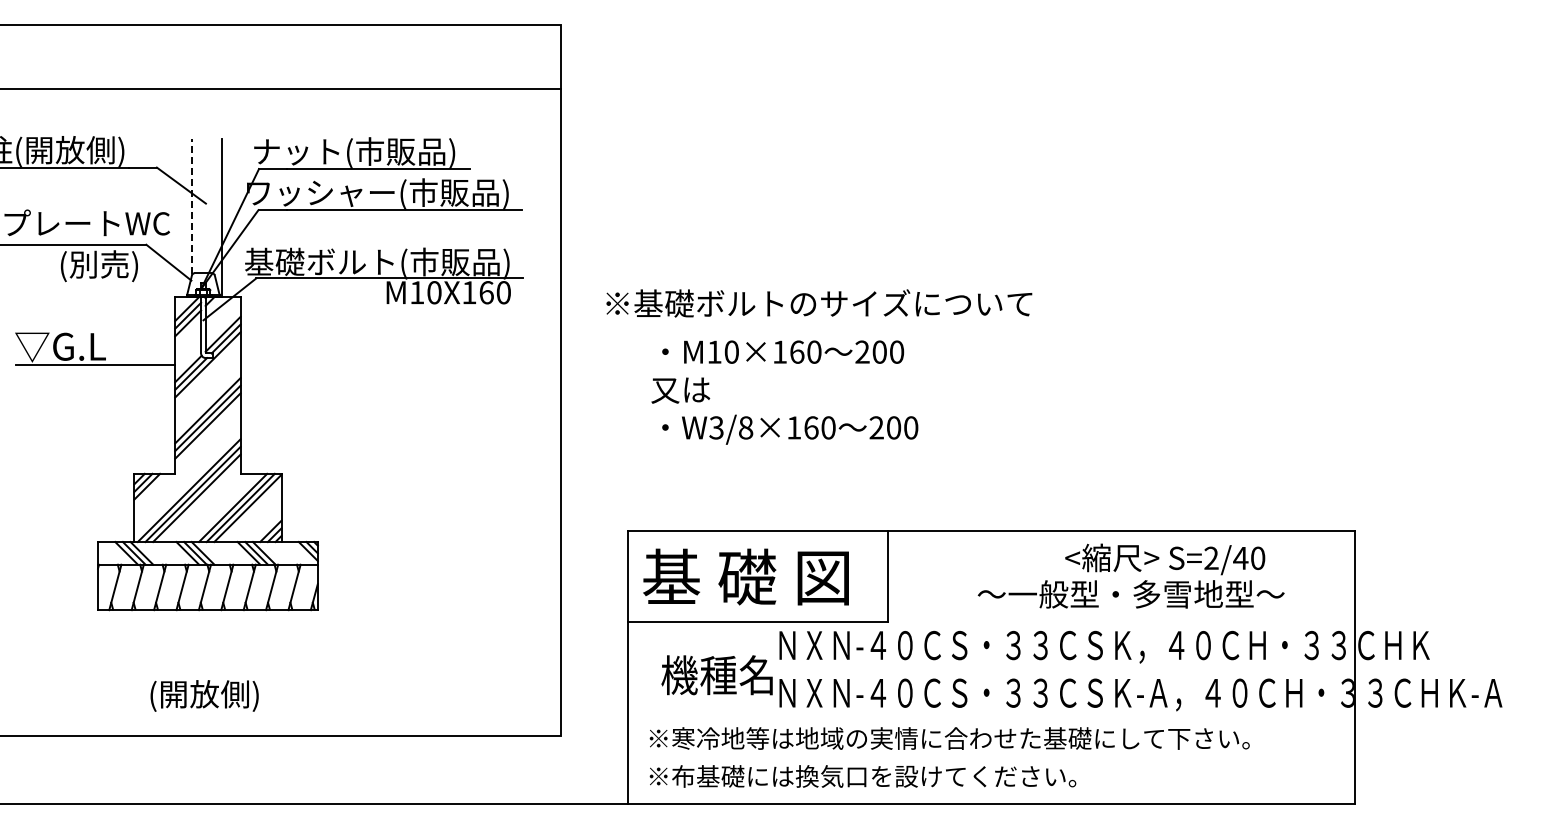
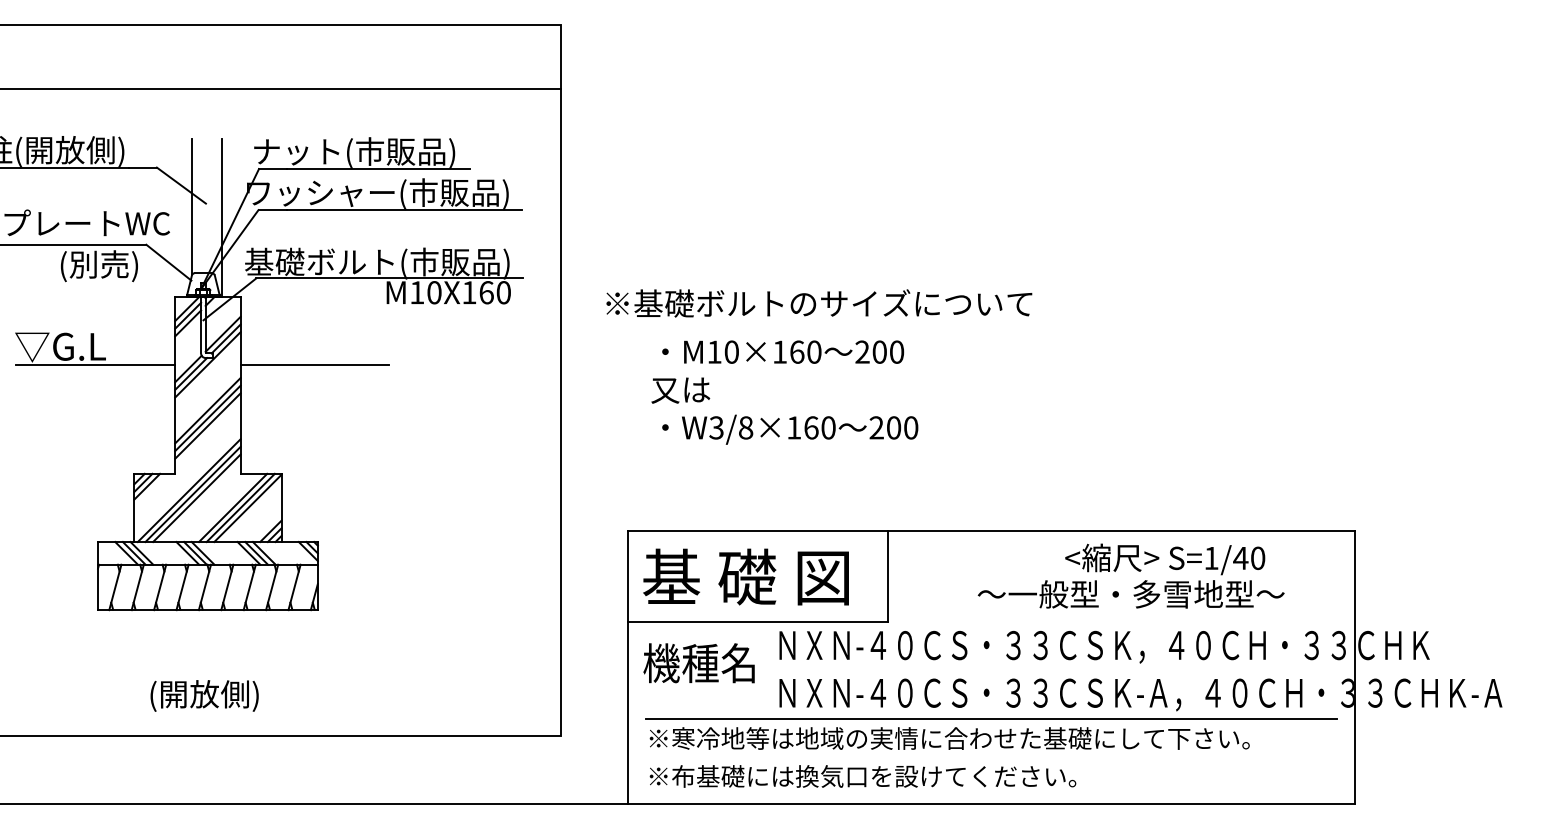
line: dashed -> solid (192, 206)
line: none -> present (314, 364)
text: S=2/40 -> S=1/40 (1211, 557)
text position: (716, 675) -> (698, 663) (698, 663)
line: none -> present (991, 718)
